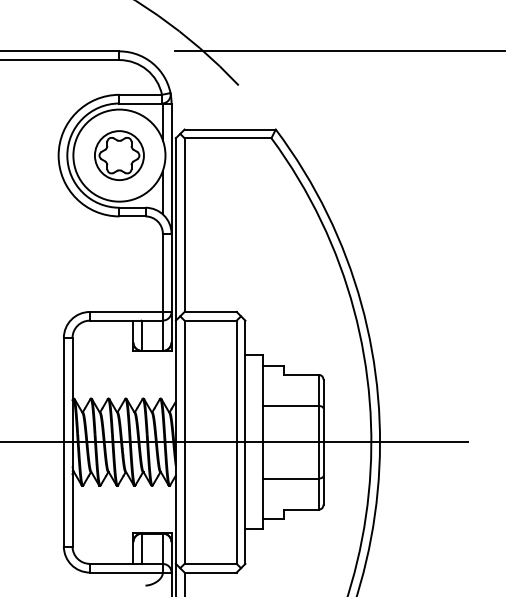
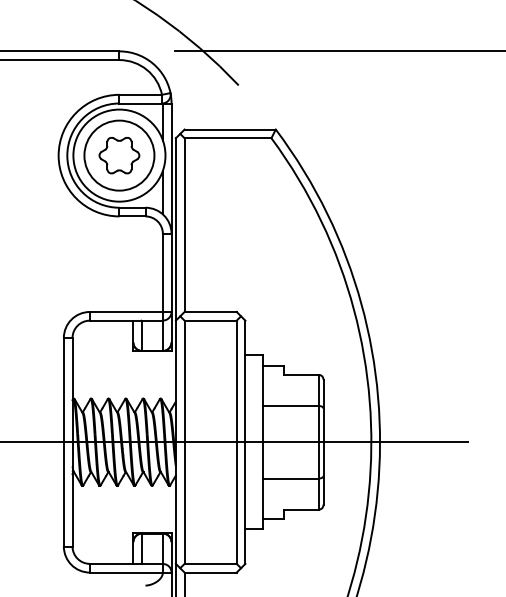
circle diameter: 49 px -> 70 px (119, 155)
